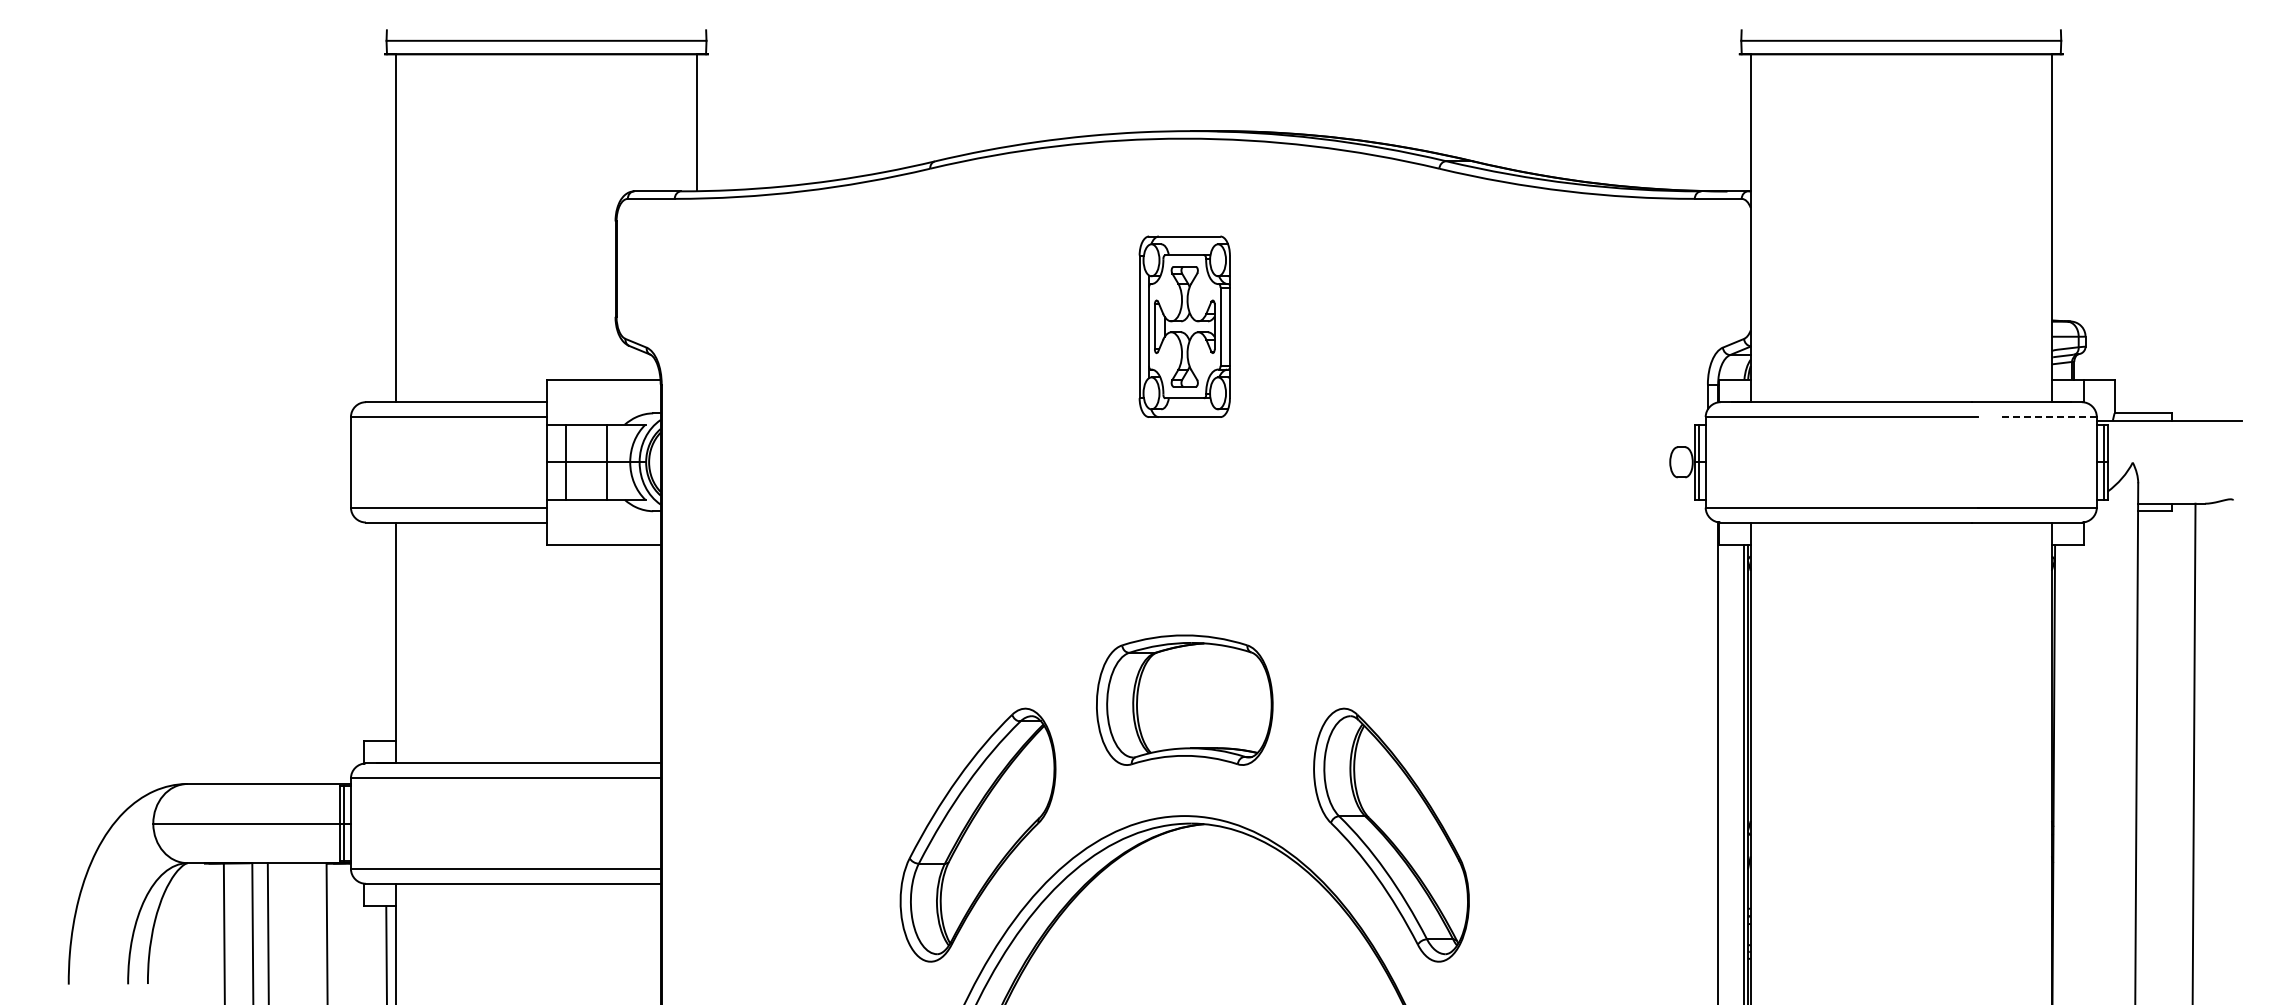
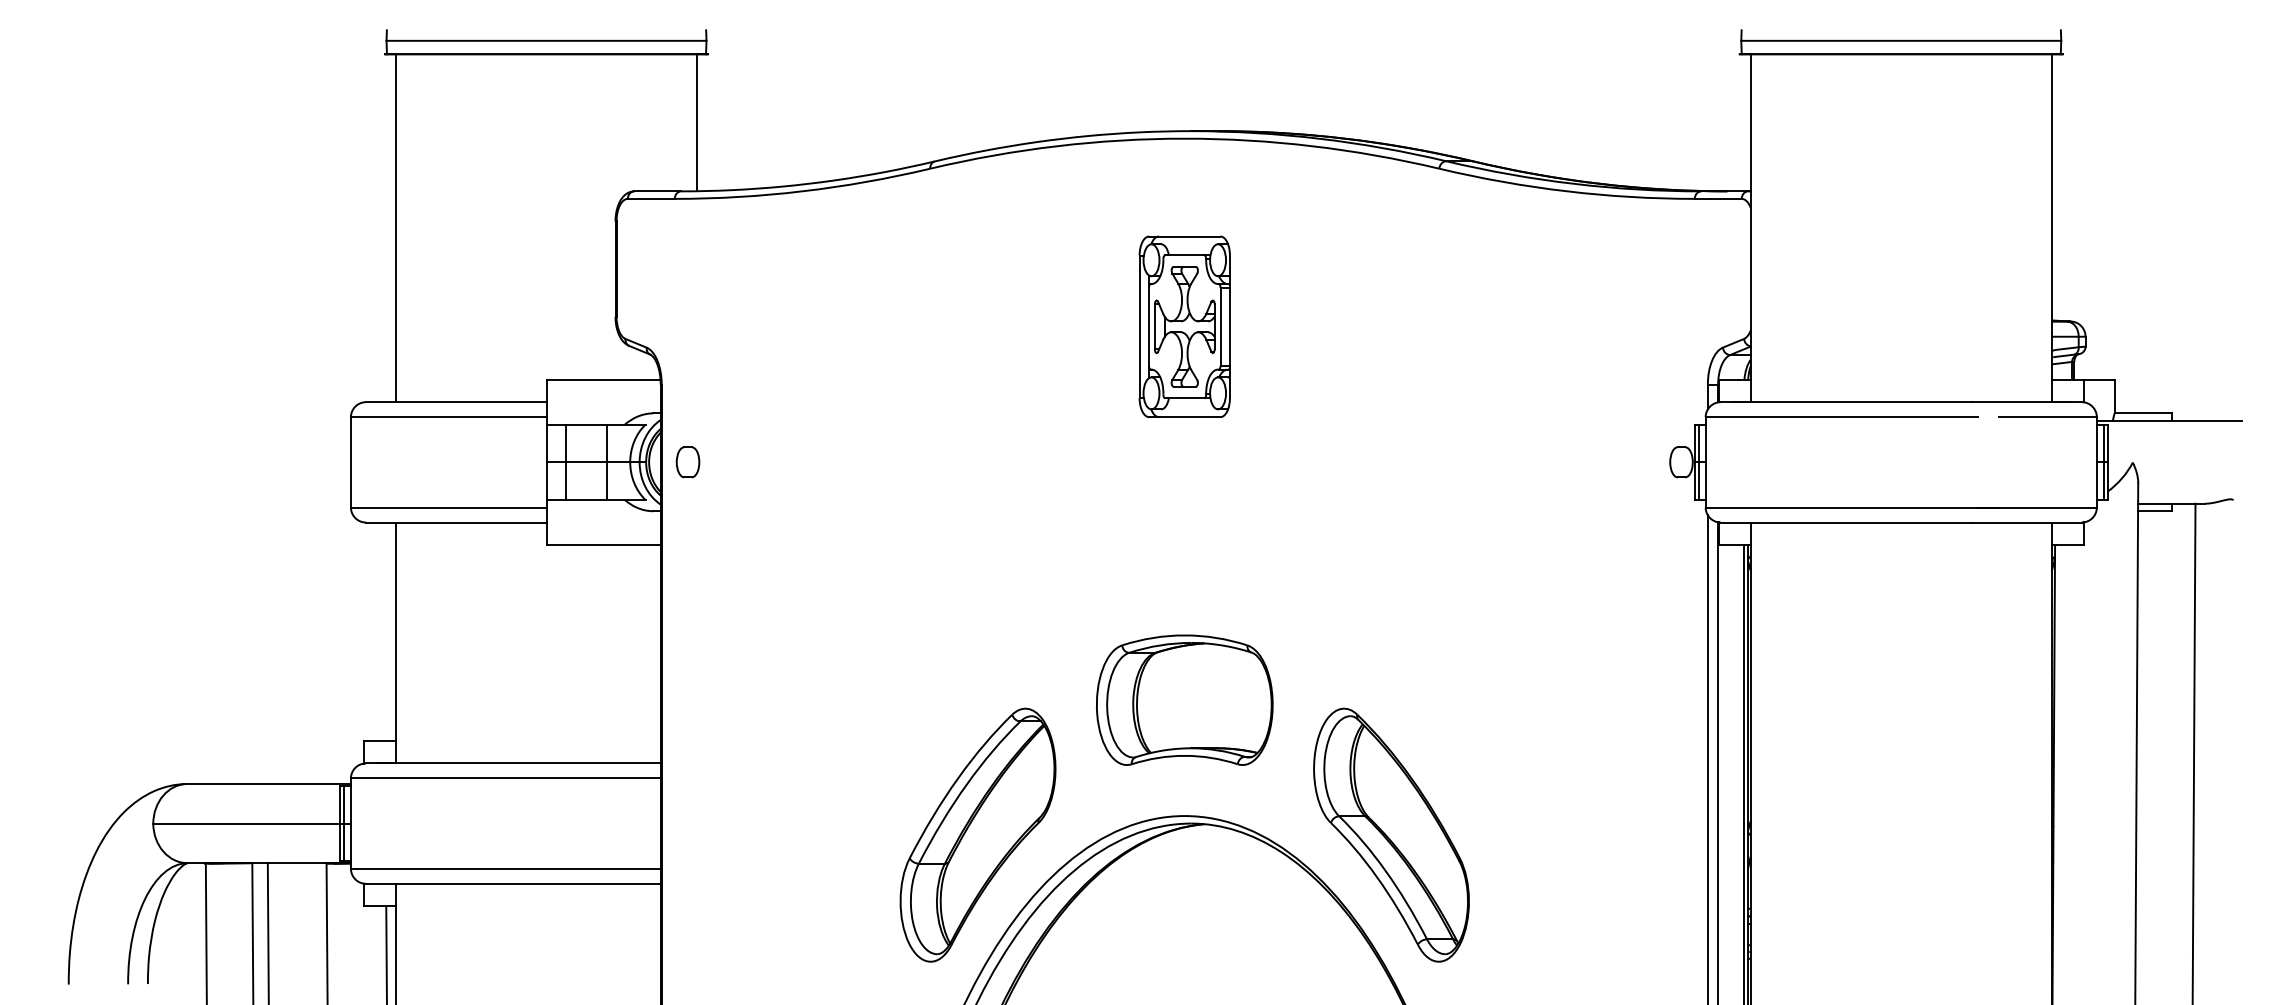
line: dashed -> solid (2047, 417)
part: none -> present (687, 462)
line: none -> present (1707, 758)
line position: (223, 932) -> (205, 932) (205, 932)
